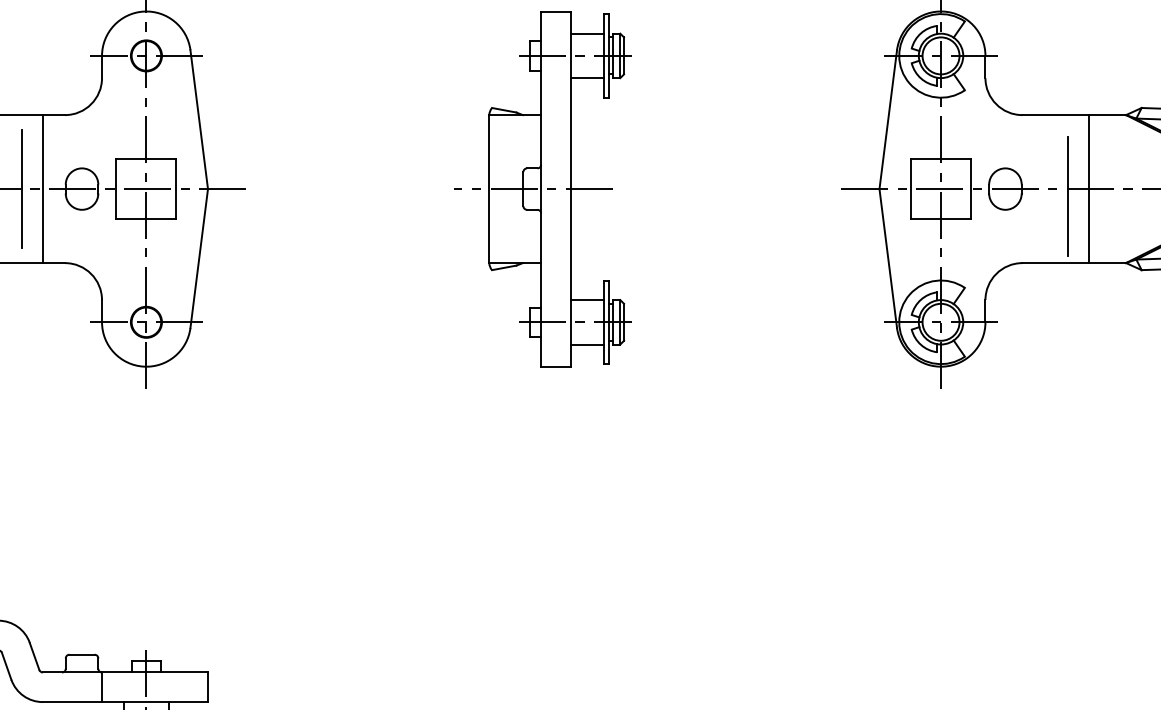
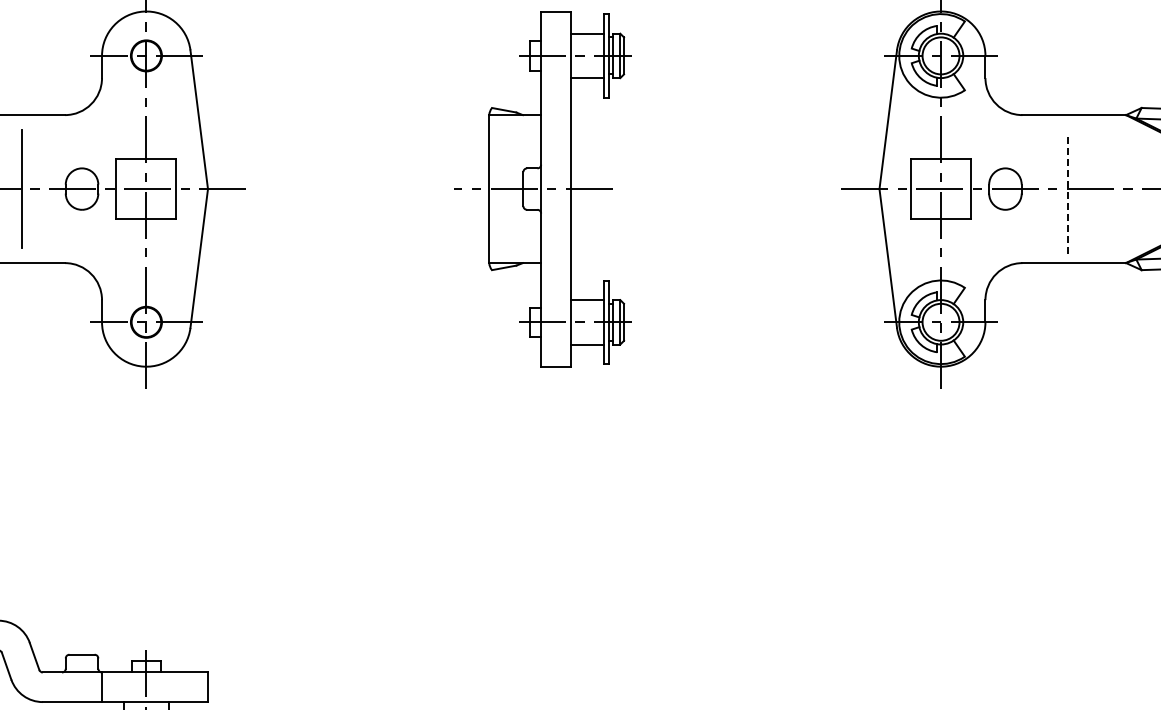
line: present -> none (42, 189)
line: present -> none (1089, 189)
line: solid -> dashed (1068, 197)
